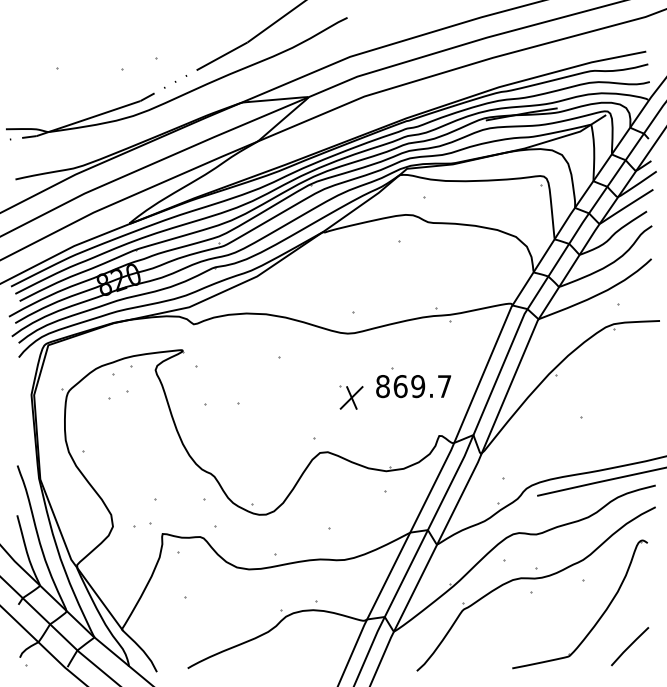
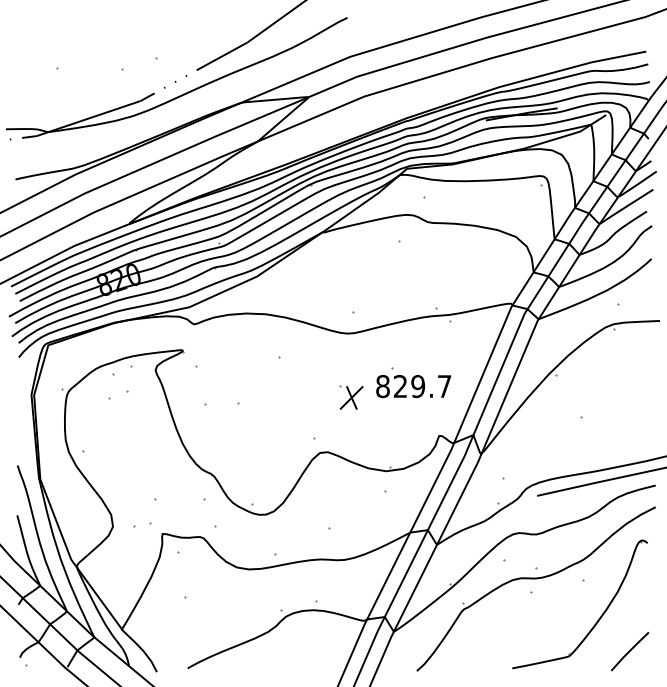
text: 869.7 -> 829.7 (400, 386)
line position: (630, 646) -> (630, 651) (630, 651)
